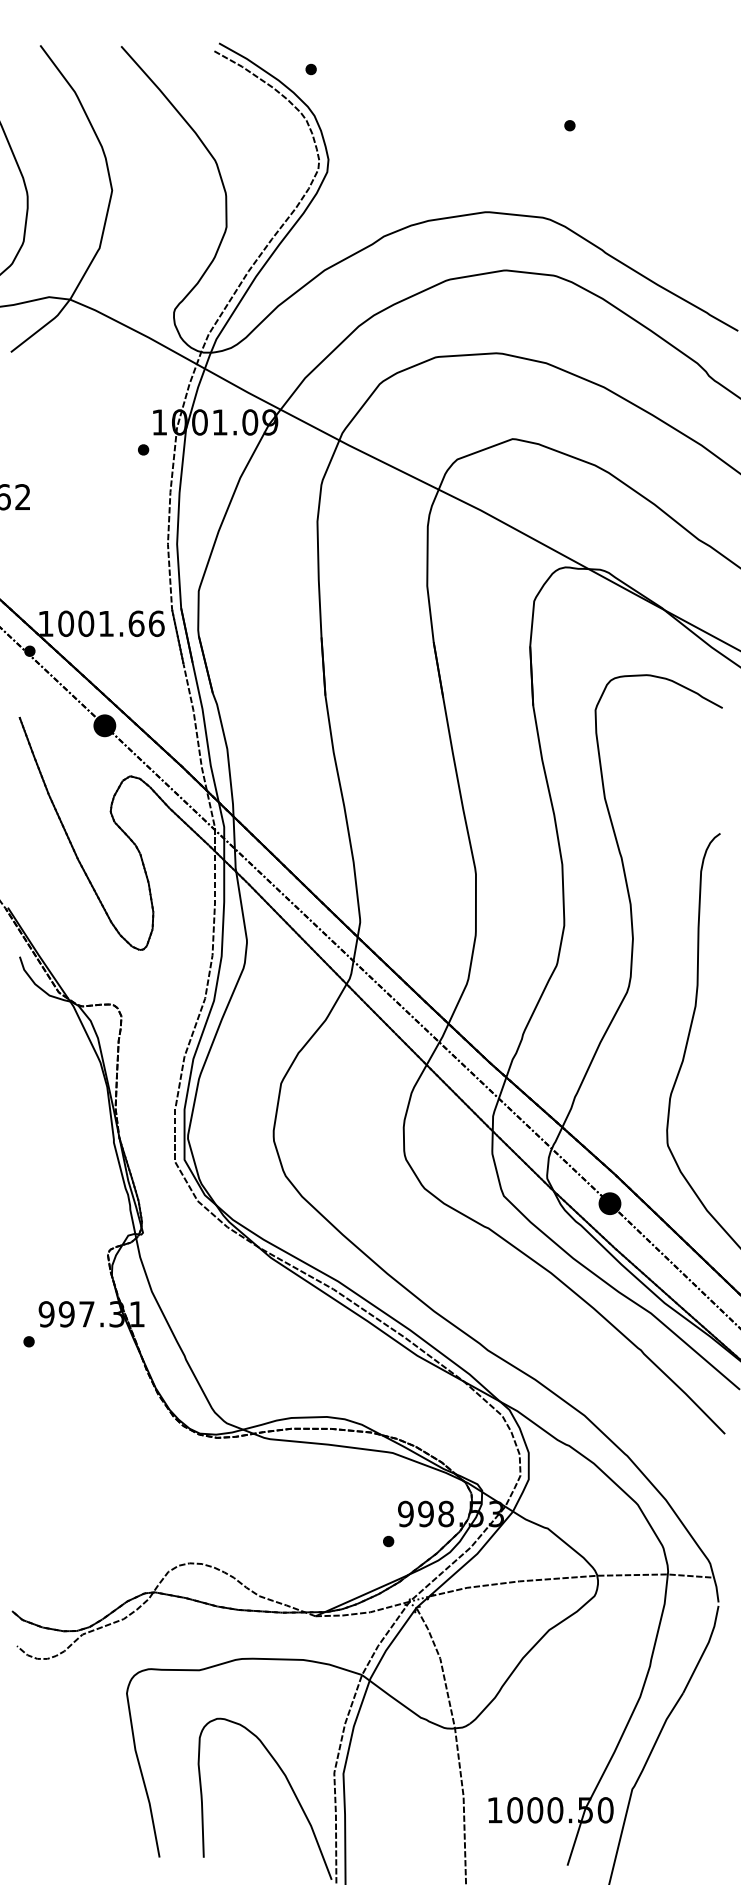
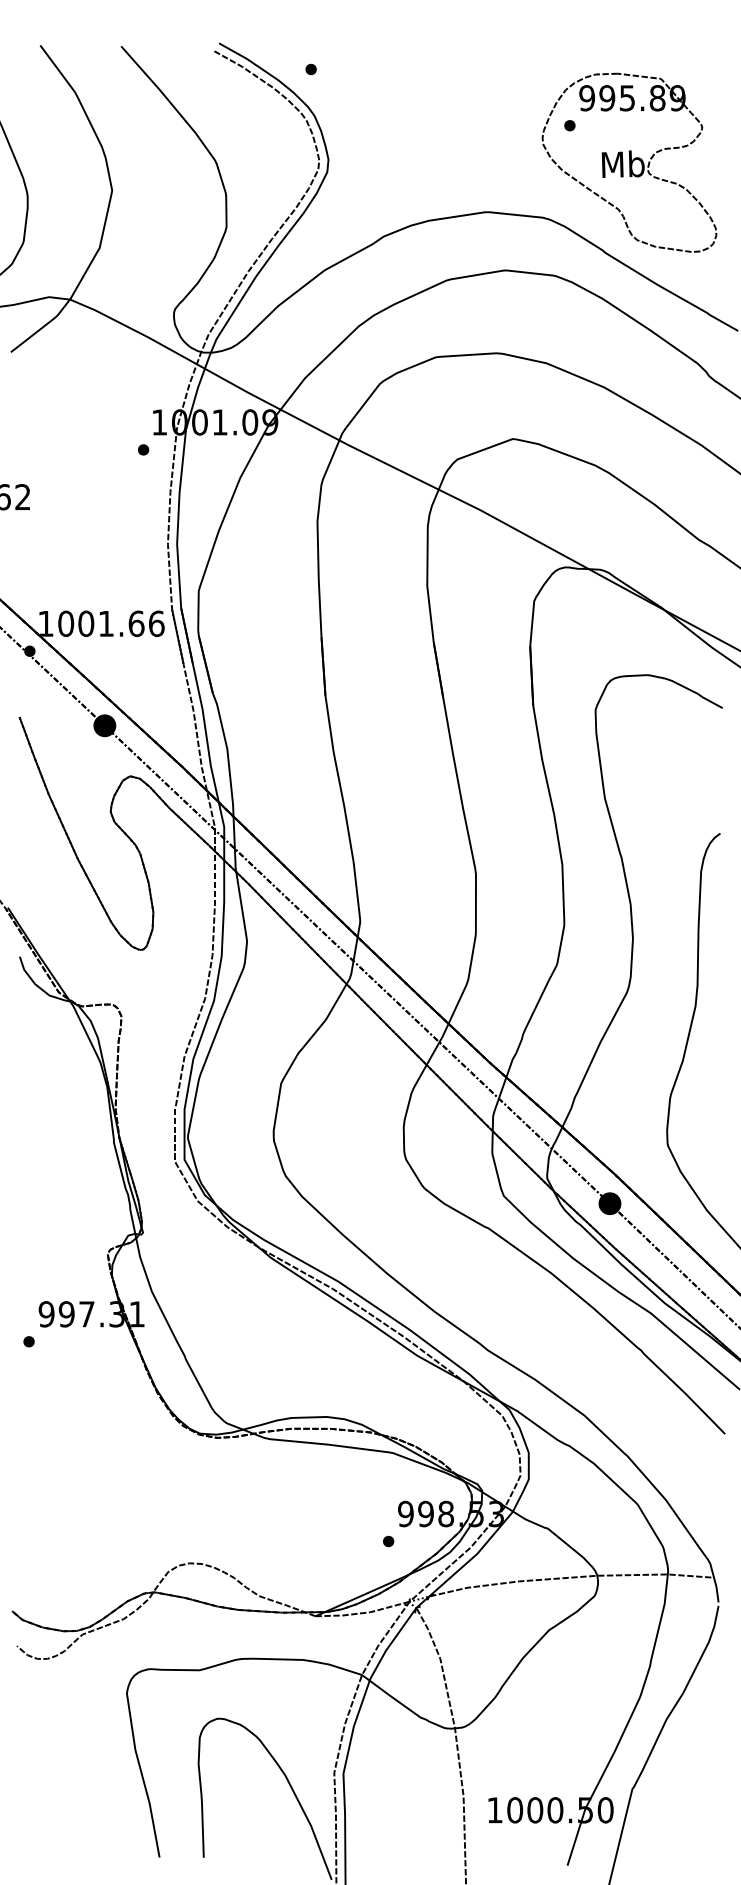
part: none -> present (629, 162)
